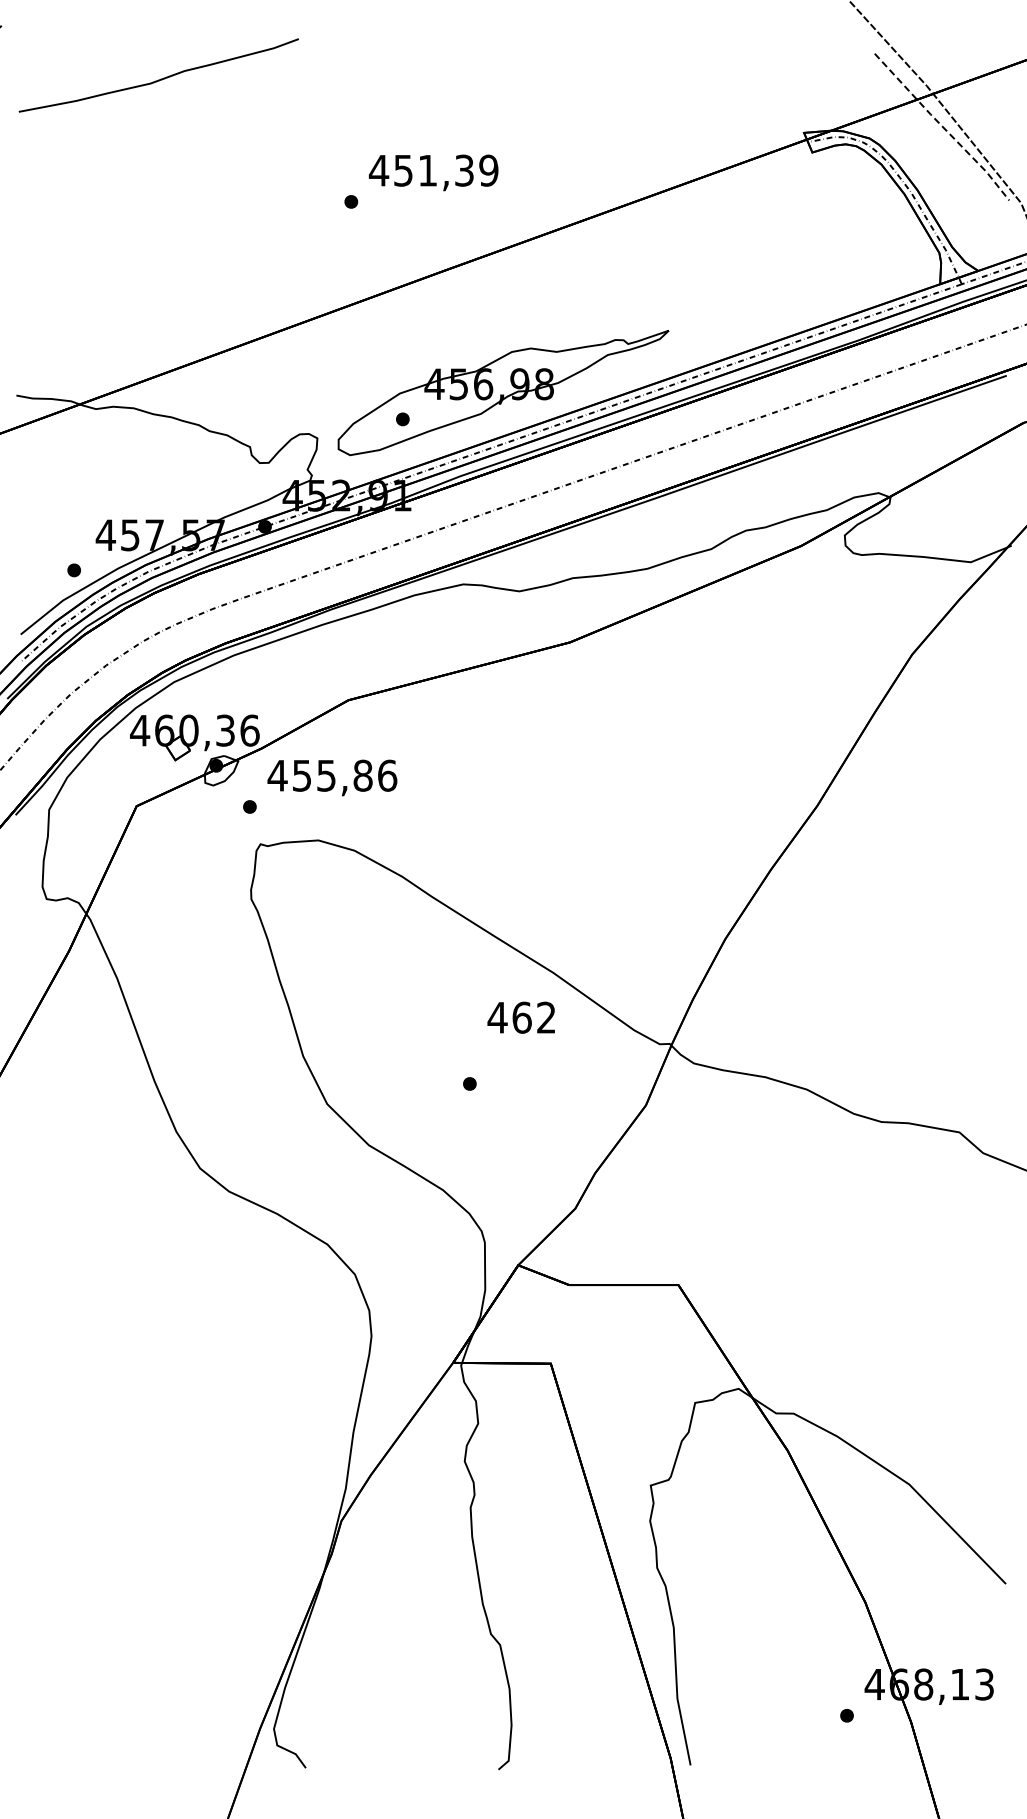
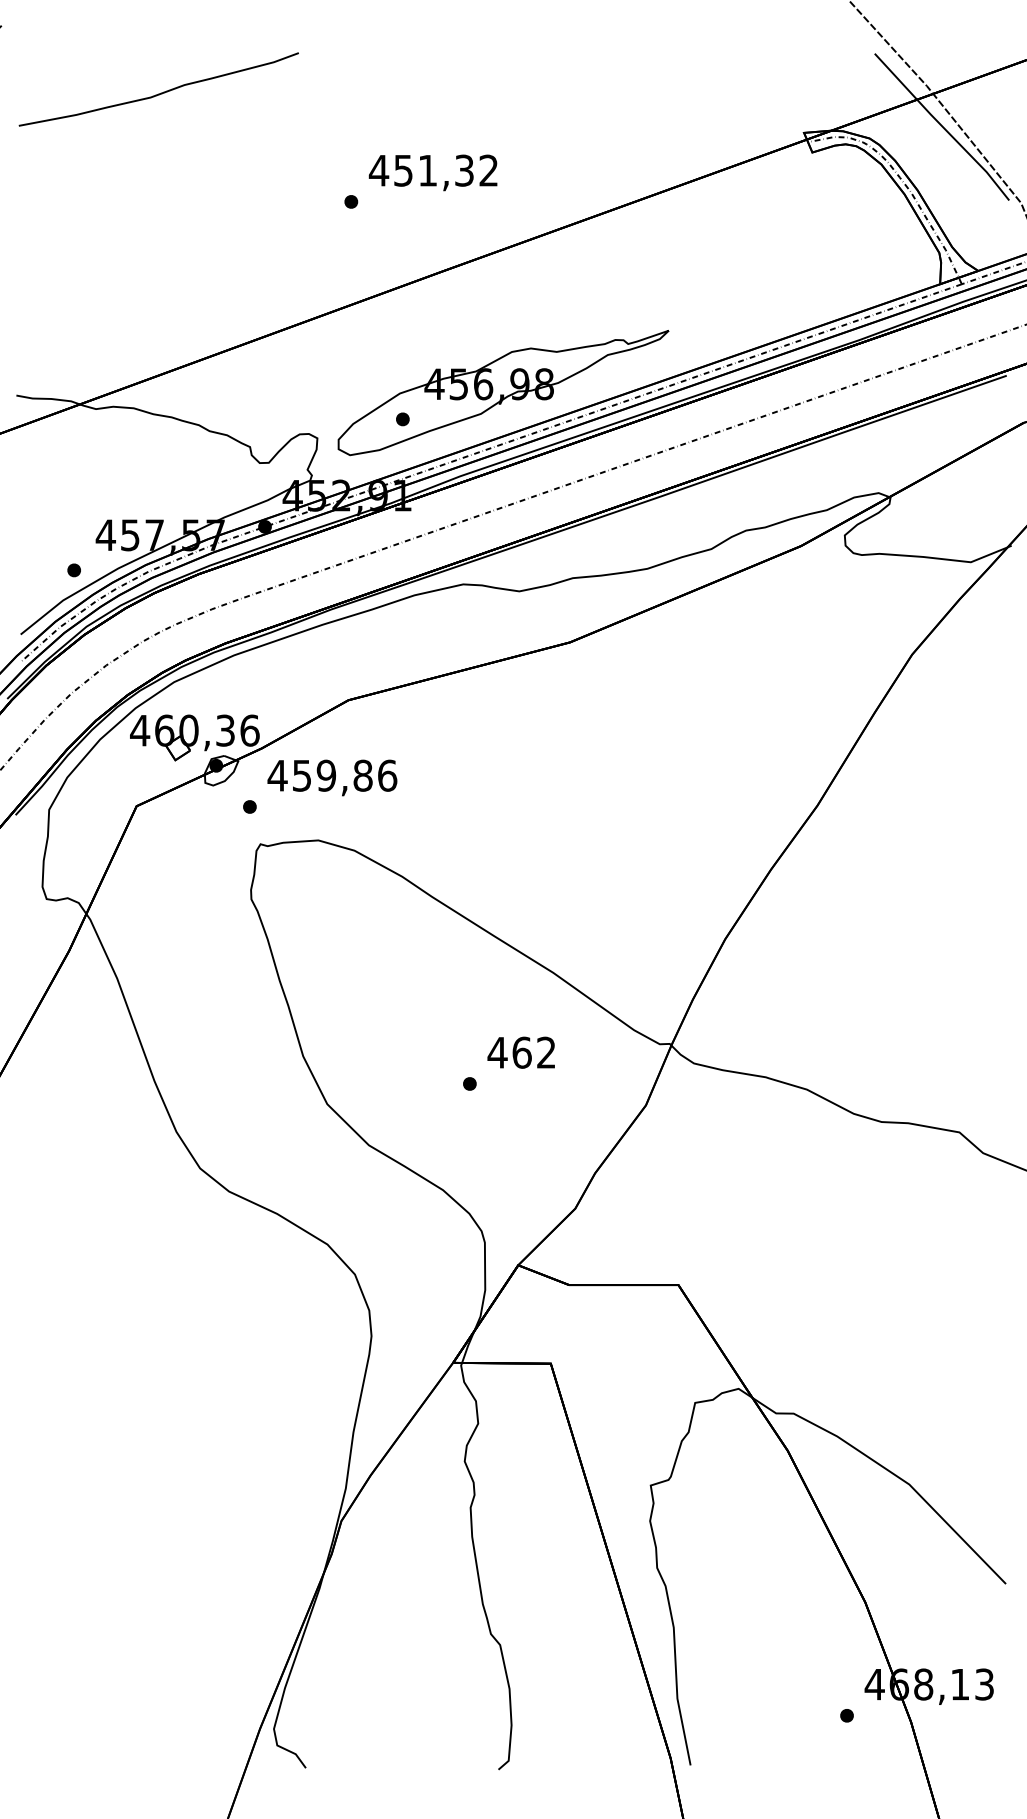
curve position: (158, 79) -> (158, 93) (158, 93)
line: dashed -> solid (943, 127)
text: 451,39 -> 451,32 (488, 170)
text: 455,86 -> 459,86 (326, 775)
text position: (520, 1017) -> (520, 1052) (520, 1052)
